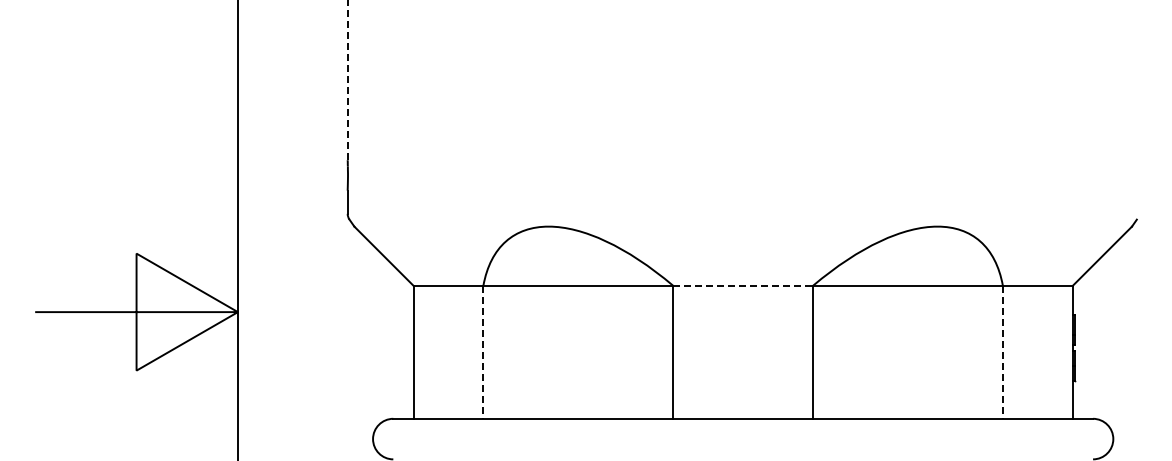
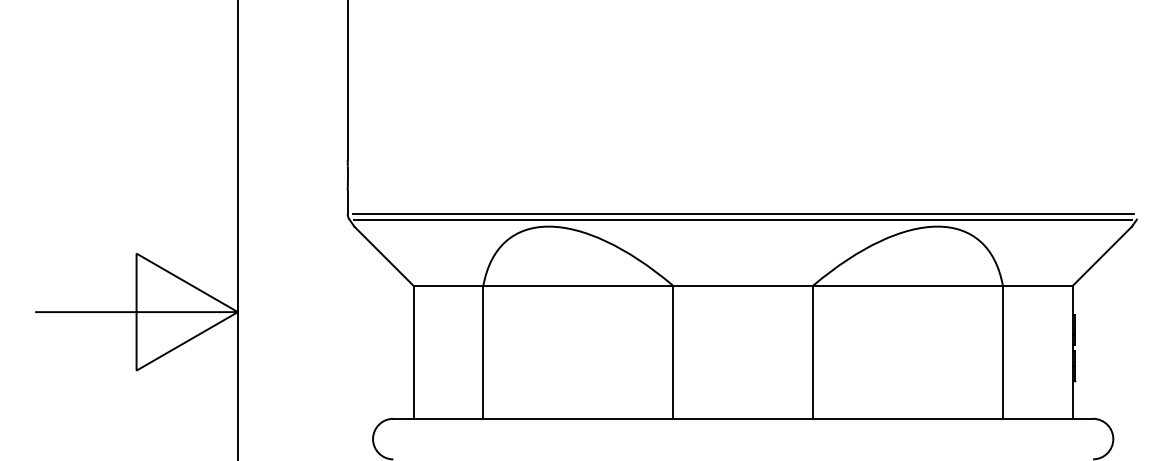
line: dashed -> solid (347, 80)
line: none -> present (742, 213)
line: none -> present (742, 219)
line: dashed -> solid (743, 285)
line: dashed -> solid (483, 352)
line: dashed -> solid (1002, 352)
